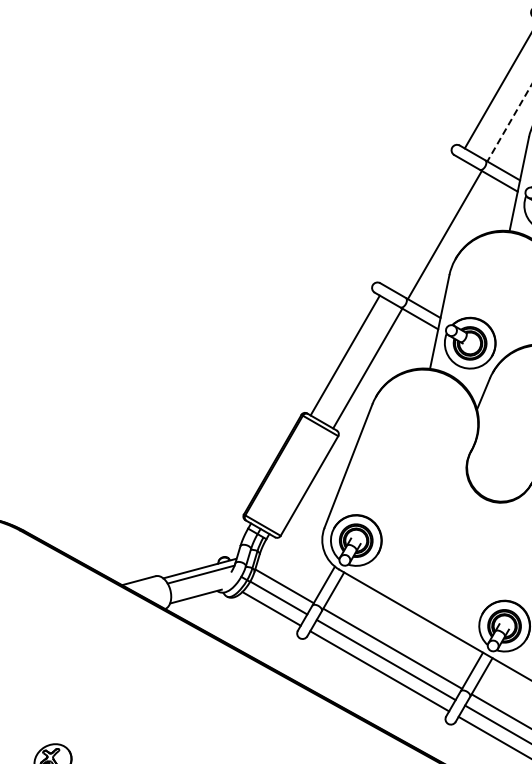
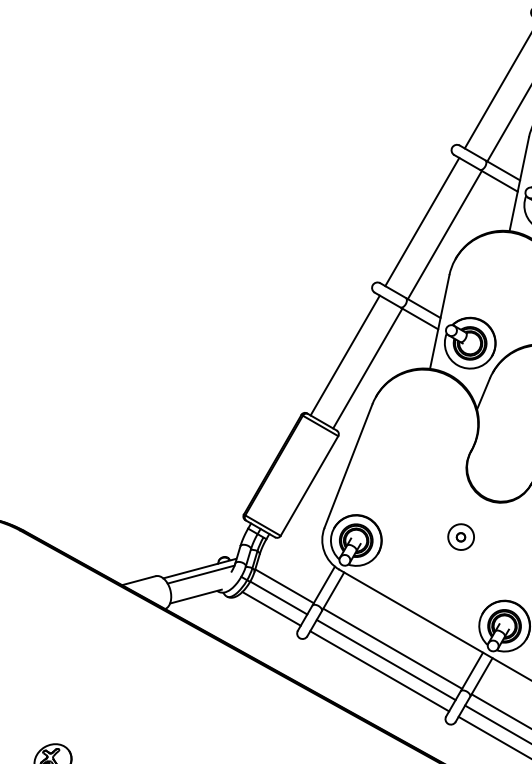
line: dashed -> solid (509, 123)
line: none -> present (422, 221)
part: none -> present (460, 536)
